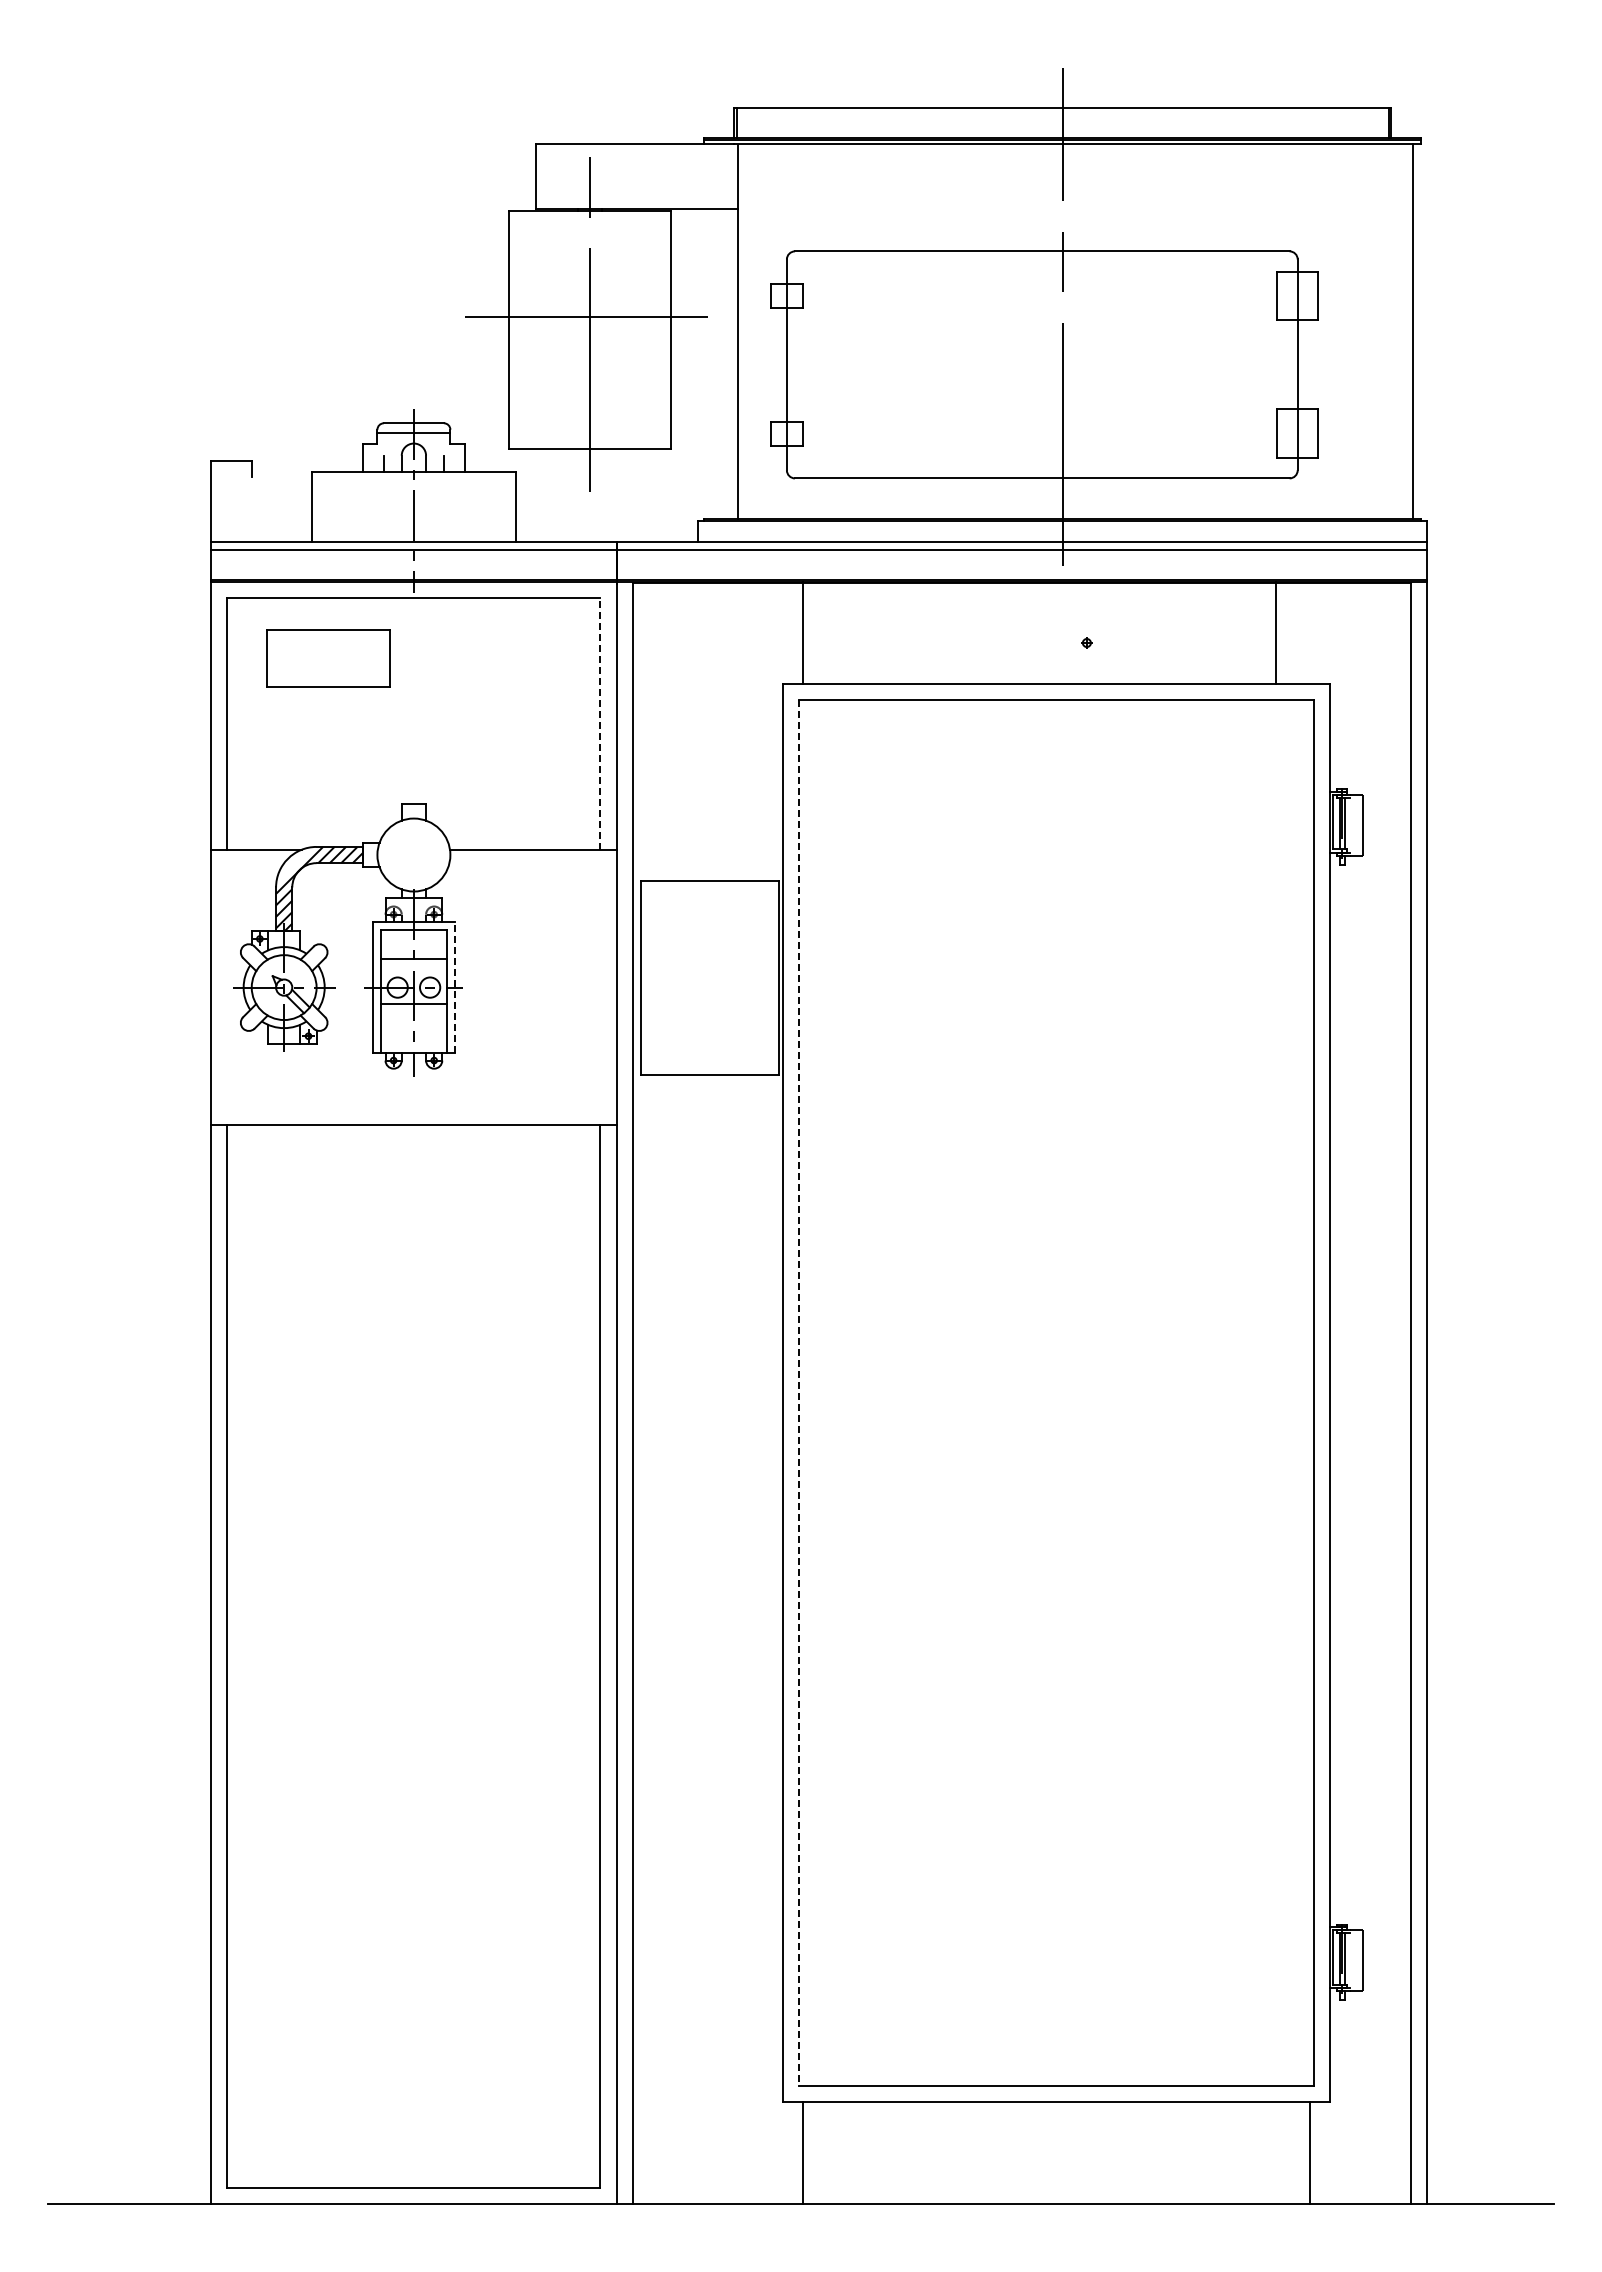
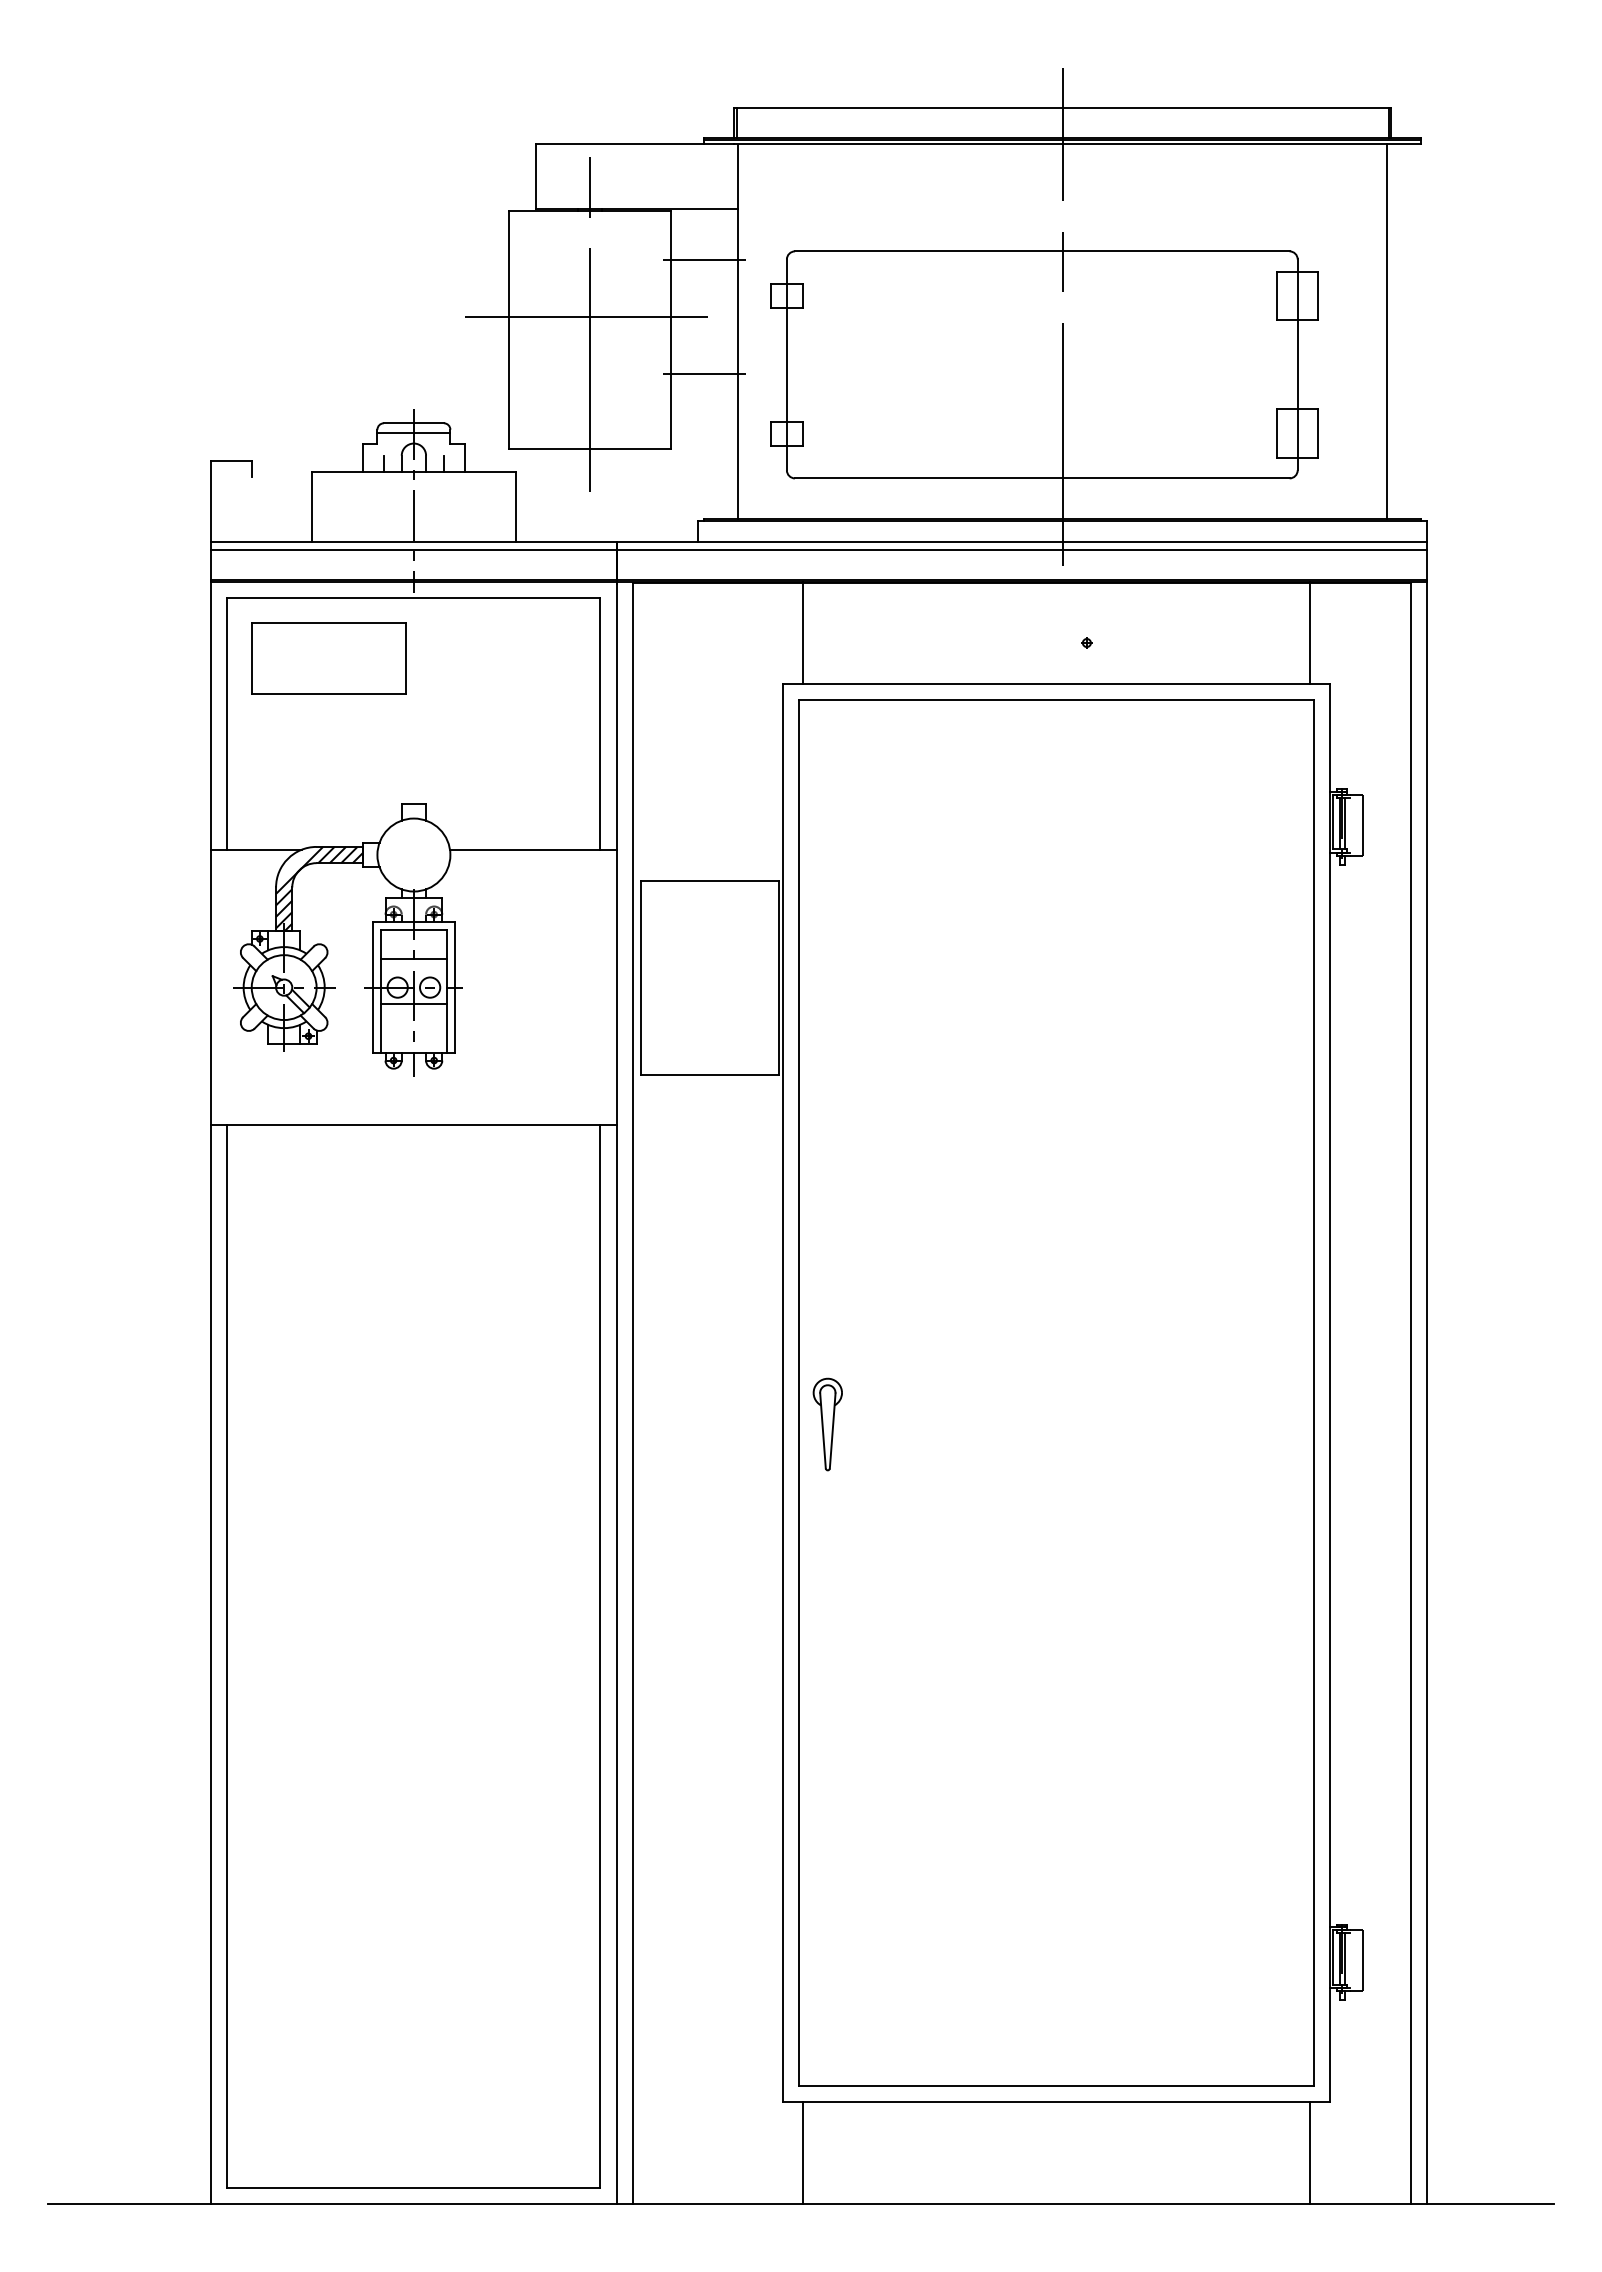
line: none -> present (704, 260)
line position: (1412, 331) -> (1386, 331) (1386, 331)
line: none -> present (704, 373)
line position: (1275, 632) -> (1309, 632) (1309, 632)
part size: 125x59 px -> 156x73 px (328, 658)
line: dashed -> solid (600, 724)
line: dashed -> solid (455, 987)
line: dashed -> solid (799, 1393)
part: none -> present (827, 1424)
